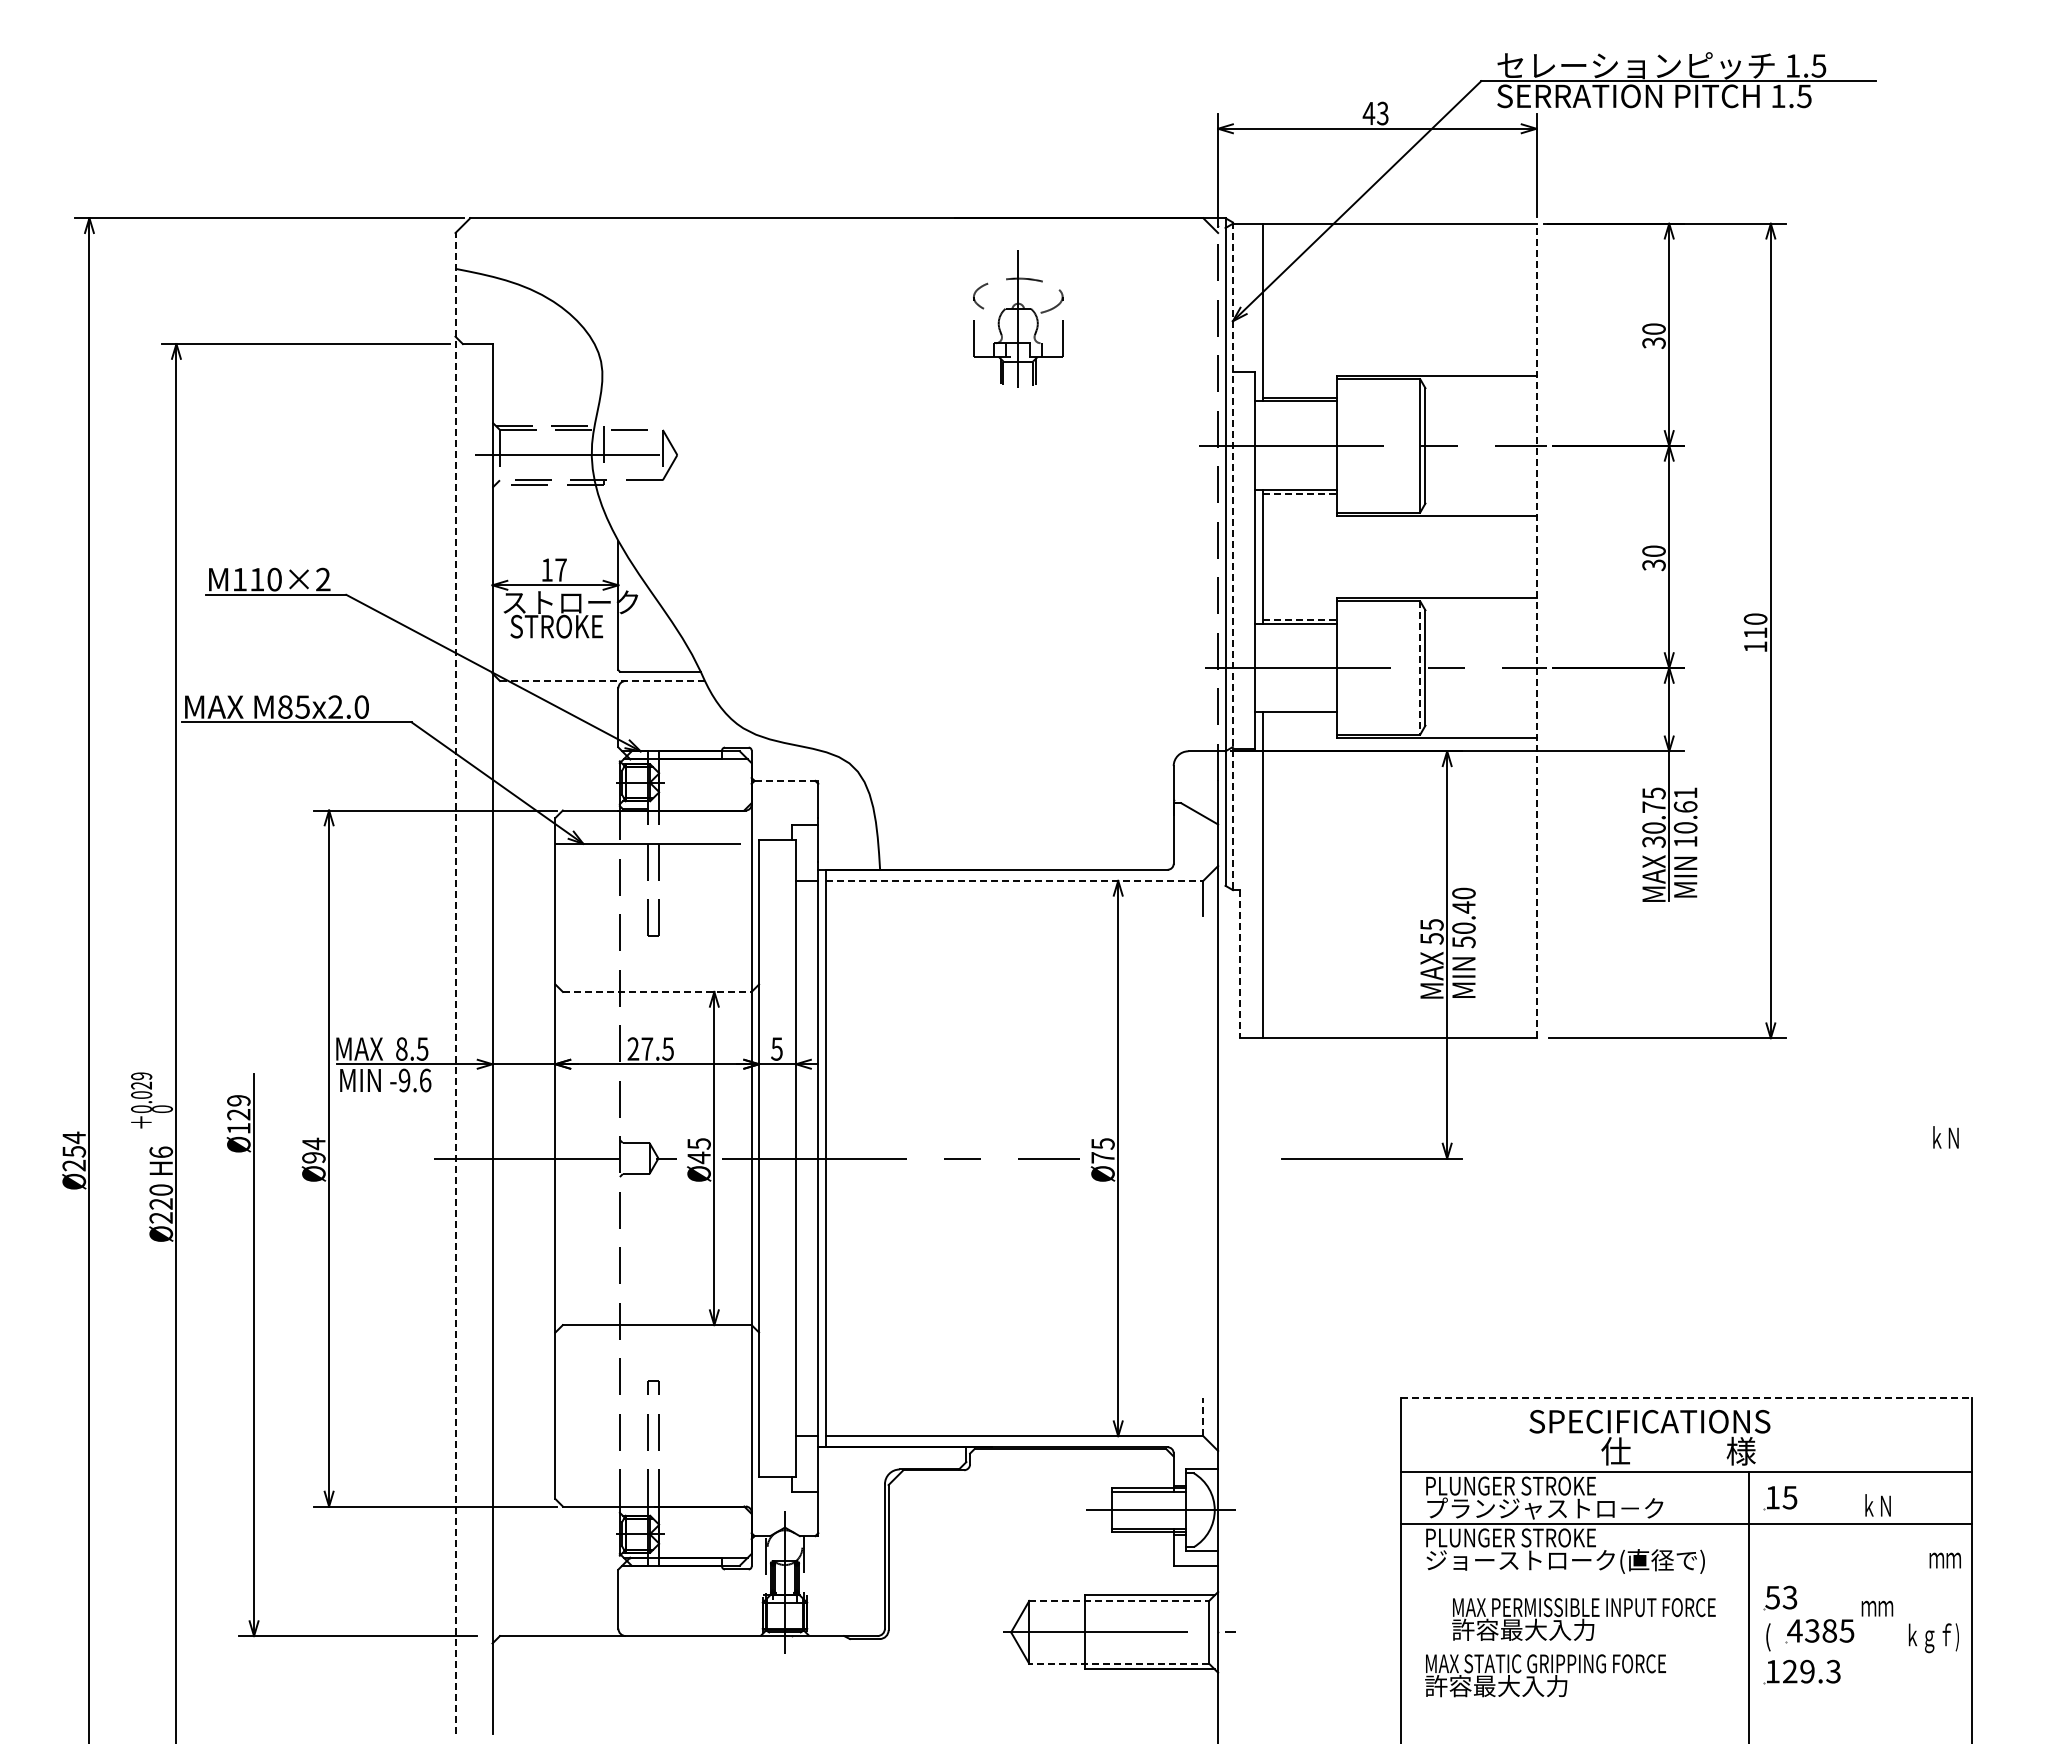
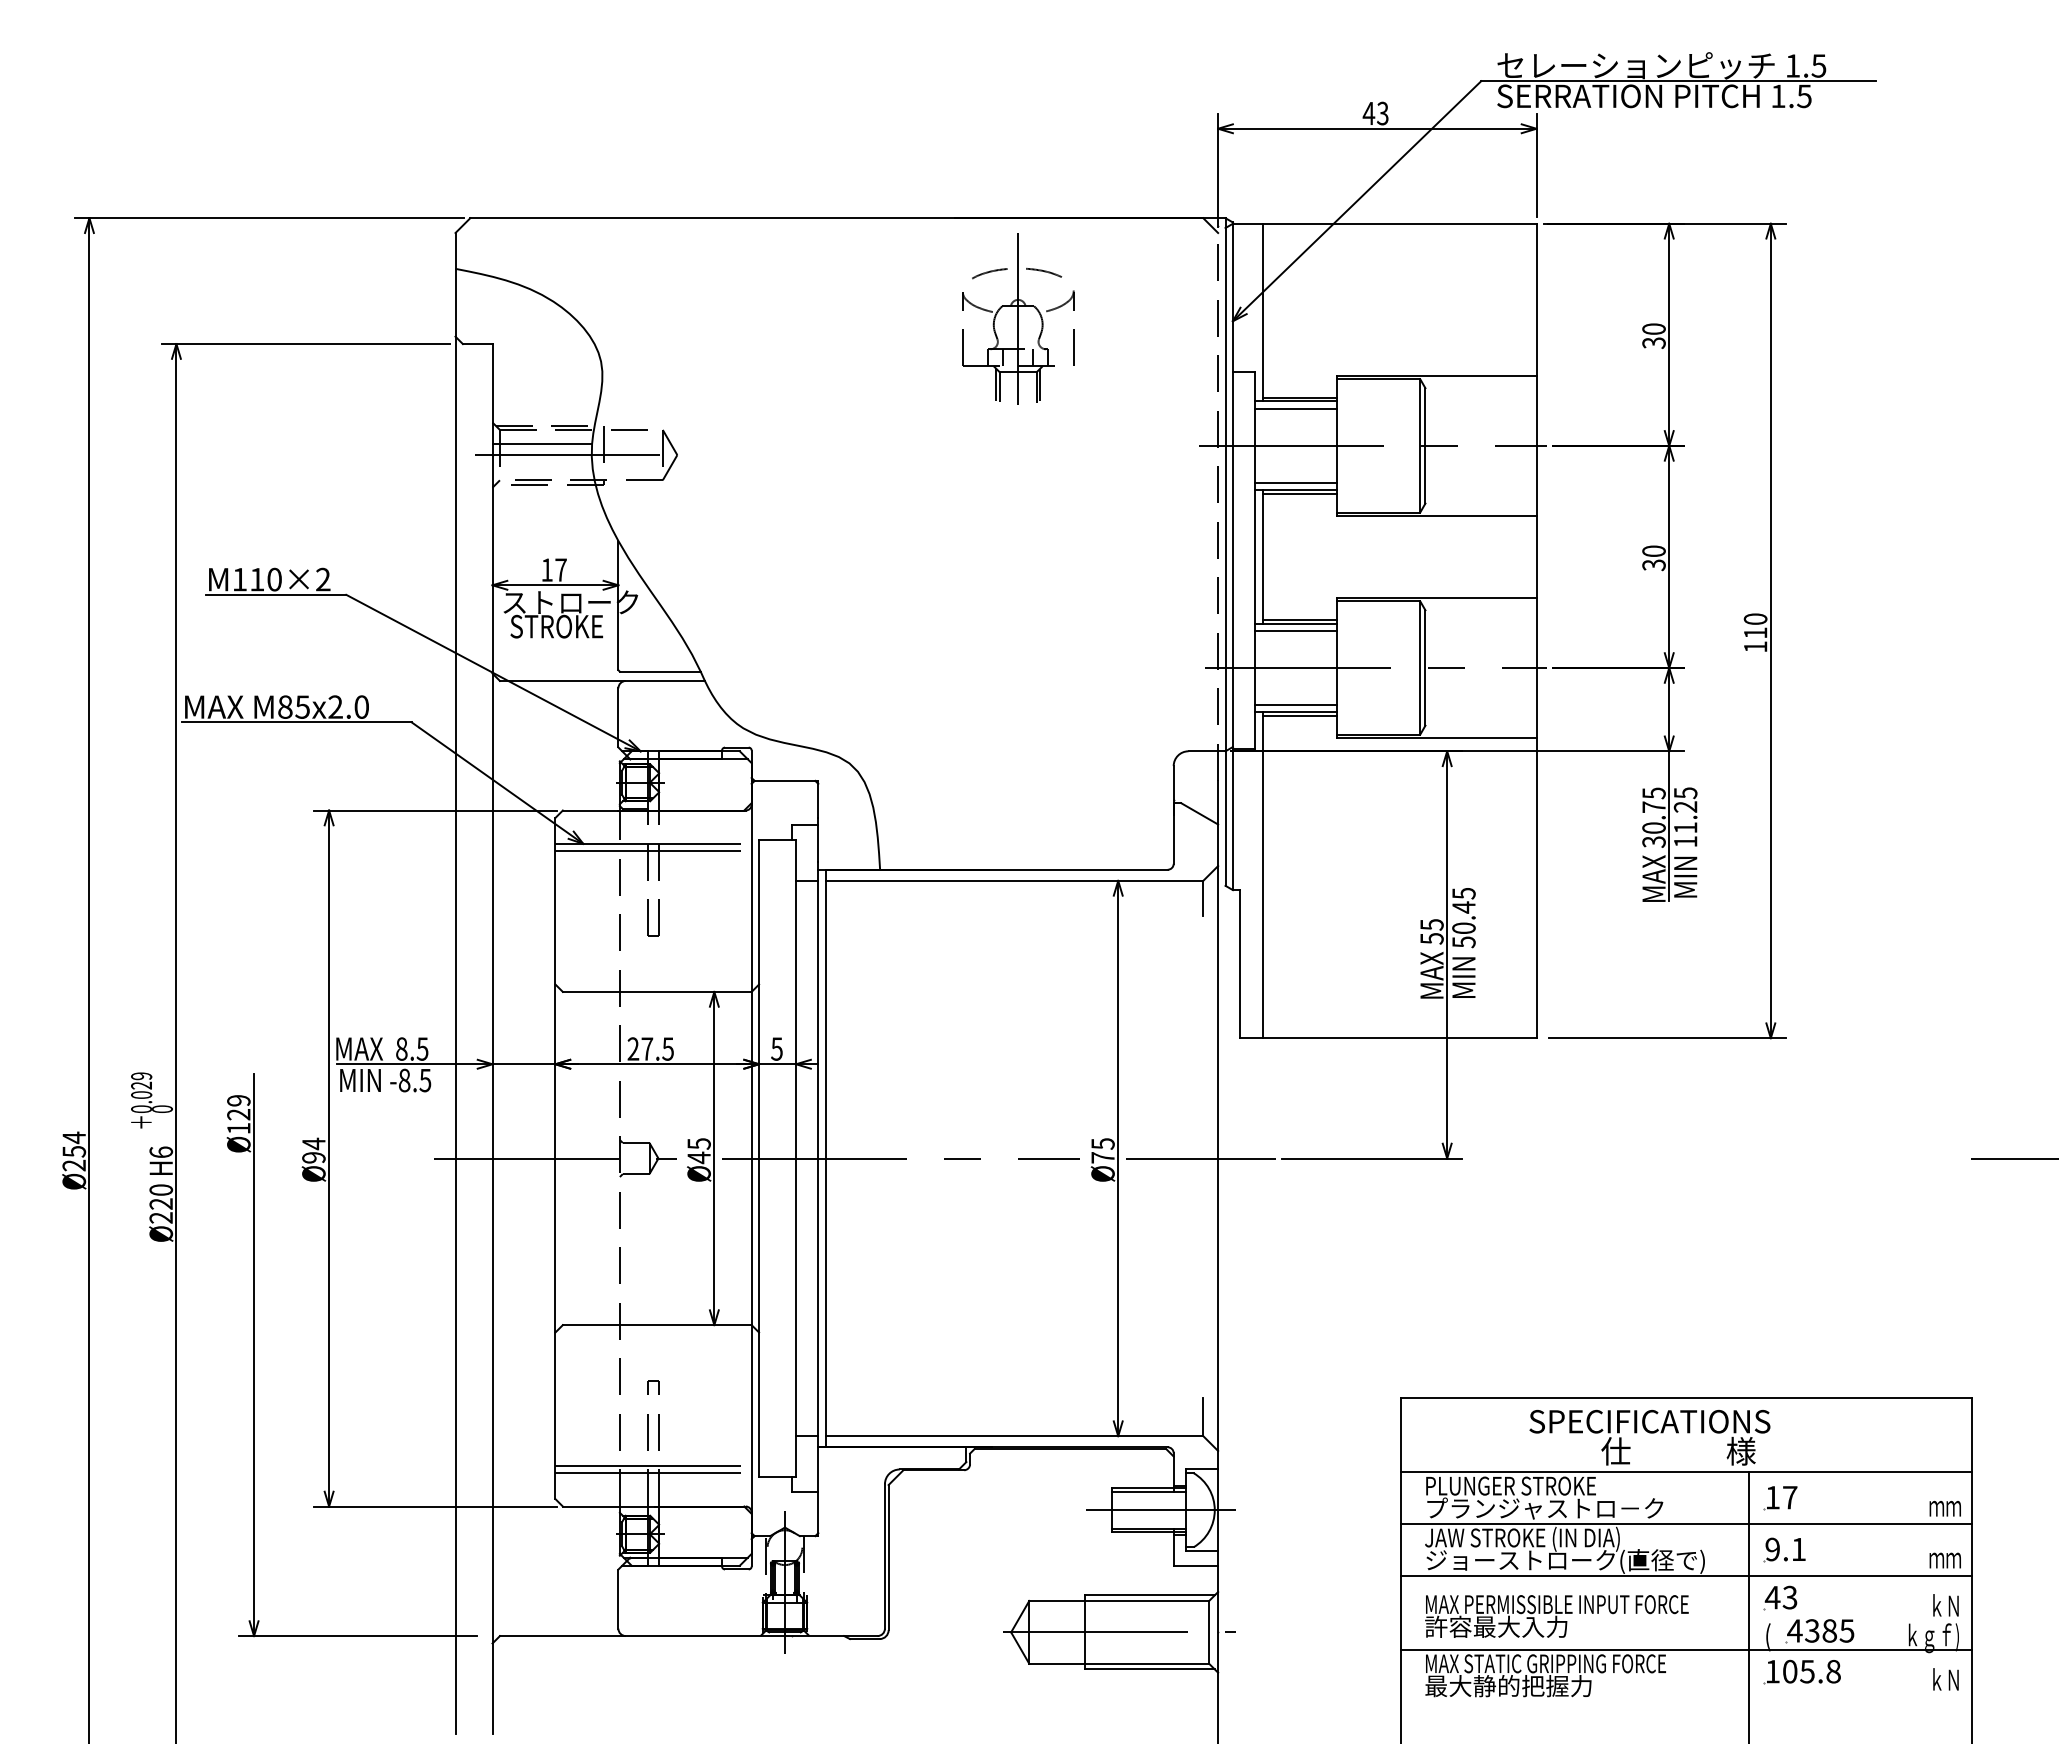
part size: 91x138 px -> 113x172 px (1018, 318)
line: none -> present (1295, 408)
line: none -> present (542, 444)
line: none -> present (1295, 482)
line: dashed -> solid (1300, 494)
line: dashed -> solid (1232, 556)
line: dashed -> solid (1300, 619)
line: none -> present (1295, 630)
line: dashed -> solid (1536, 630)
line: dashed -> solid (1420, 668)
line: dashed -> solid (601, 680)
line: none -> present (1295, 705)
line: none -> present (1299, 716)
line: dashed -> solid (786, 780)
text: 10.61 -> 11.25 (1685, 810)
line: none -> present (657, 851)
line: dashed -> solid (1014, 880)
text: 50.40 -> 50.45 (1463, 893)
line: dashed -> solid (1240, 964)
line: dashed -> solid (455, 983)
line: dashed -> solid (657, 991)
text: -9.6 -> -8.5 (414, 1080)
text position: (1945, 1137) -> (1945, 1679) (1945, 1679)
line: none -> present (1200, 1158)
line: none -> present (2012, 1158)
line: dashed -> solid (1686, 1398)
line: dashed -> solid (1203, 1416)
line: none -> present (657, 1465)
line: none -> present (657, 1473)
text: 15 -> 17 (1789, 1497)
text: ｋＮ -> ｍｍ (1912, 1505)
text: PLUNGER STROKE -> JAW STROKE (IN DIA) (1522, 1538)
part: none -> present (1784, 1549)
line: none -> present (1686, 1575)
text: 53 -> 43 (1772, 1597)
line: dashed -> solid (1119, 1600)
text: ｍｍ -> ｋＮ (1909, 1605)
text position: (1583, 1619) -> (1556, 1616) (1556, 1616)
line: none -> present (1686, 1649)
line: dashed -> solid (1119, 1663)
text: 129.3 -> 105.8 (1811, 1671)
text: 許容最大入力 -> 最大静的把握力 (1508, 1686)
